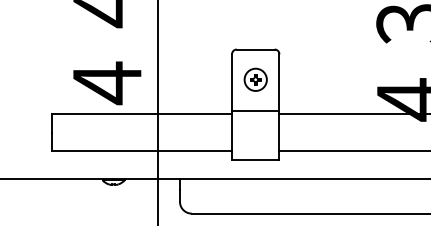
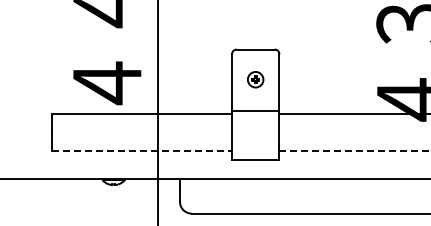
part size: 25x25 px -> 18x18 px (255, 79)
line: solid -> dashed (142, 151)
line: solid -> dashed (355, 151)
